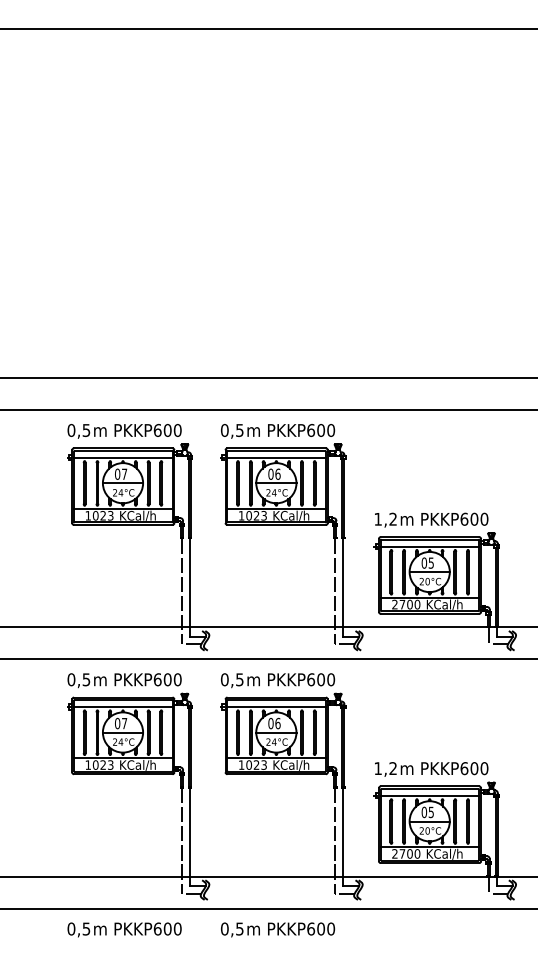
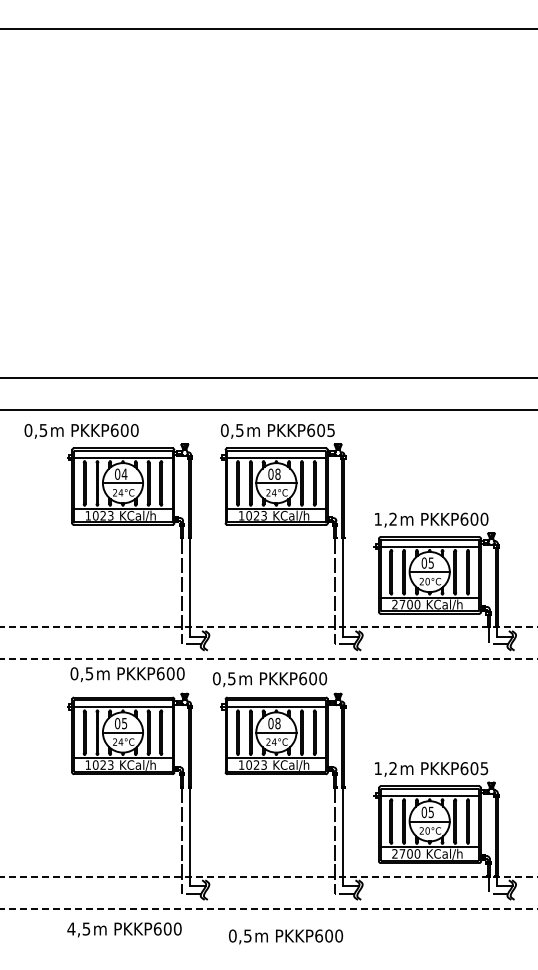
text: PKKP600 -> PKKP605 (331, 430)
text position: (124, 431) -> (81, 431) (81, 431)
text: 07 -> 04 (124, 473)
text: 06 -> 08 (277, 473)
line: solid -> dashed (269, 627)
line: solid -> dashed (269, 659)
text position: (124, 680) -> (127, 674) (127, 674)
text position: (278, 680) -> (270, 679) (270, 679)
text: 07 -> 05 (124, 723)
text: 06 -> 08 (277, 723)
text: PKKP600 -> PKKP605 (484, 768)
line: solid -> dashed (269, 876)
line: solid -> dashed (269, 908)
text: 0,5 -> 4,5 (71, 928)
text position: (278, 929) -> (286, 936) (286, 936)
